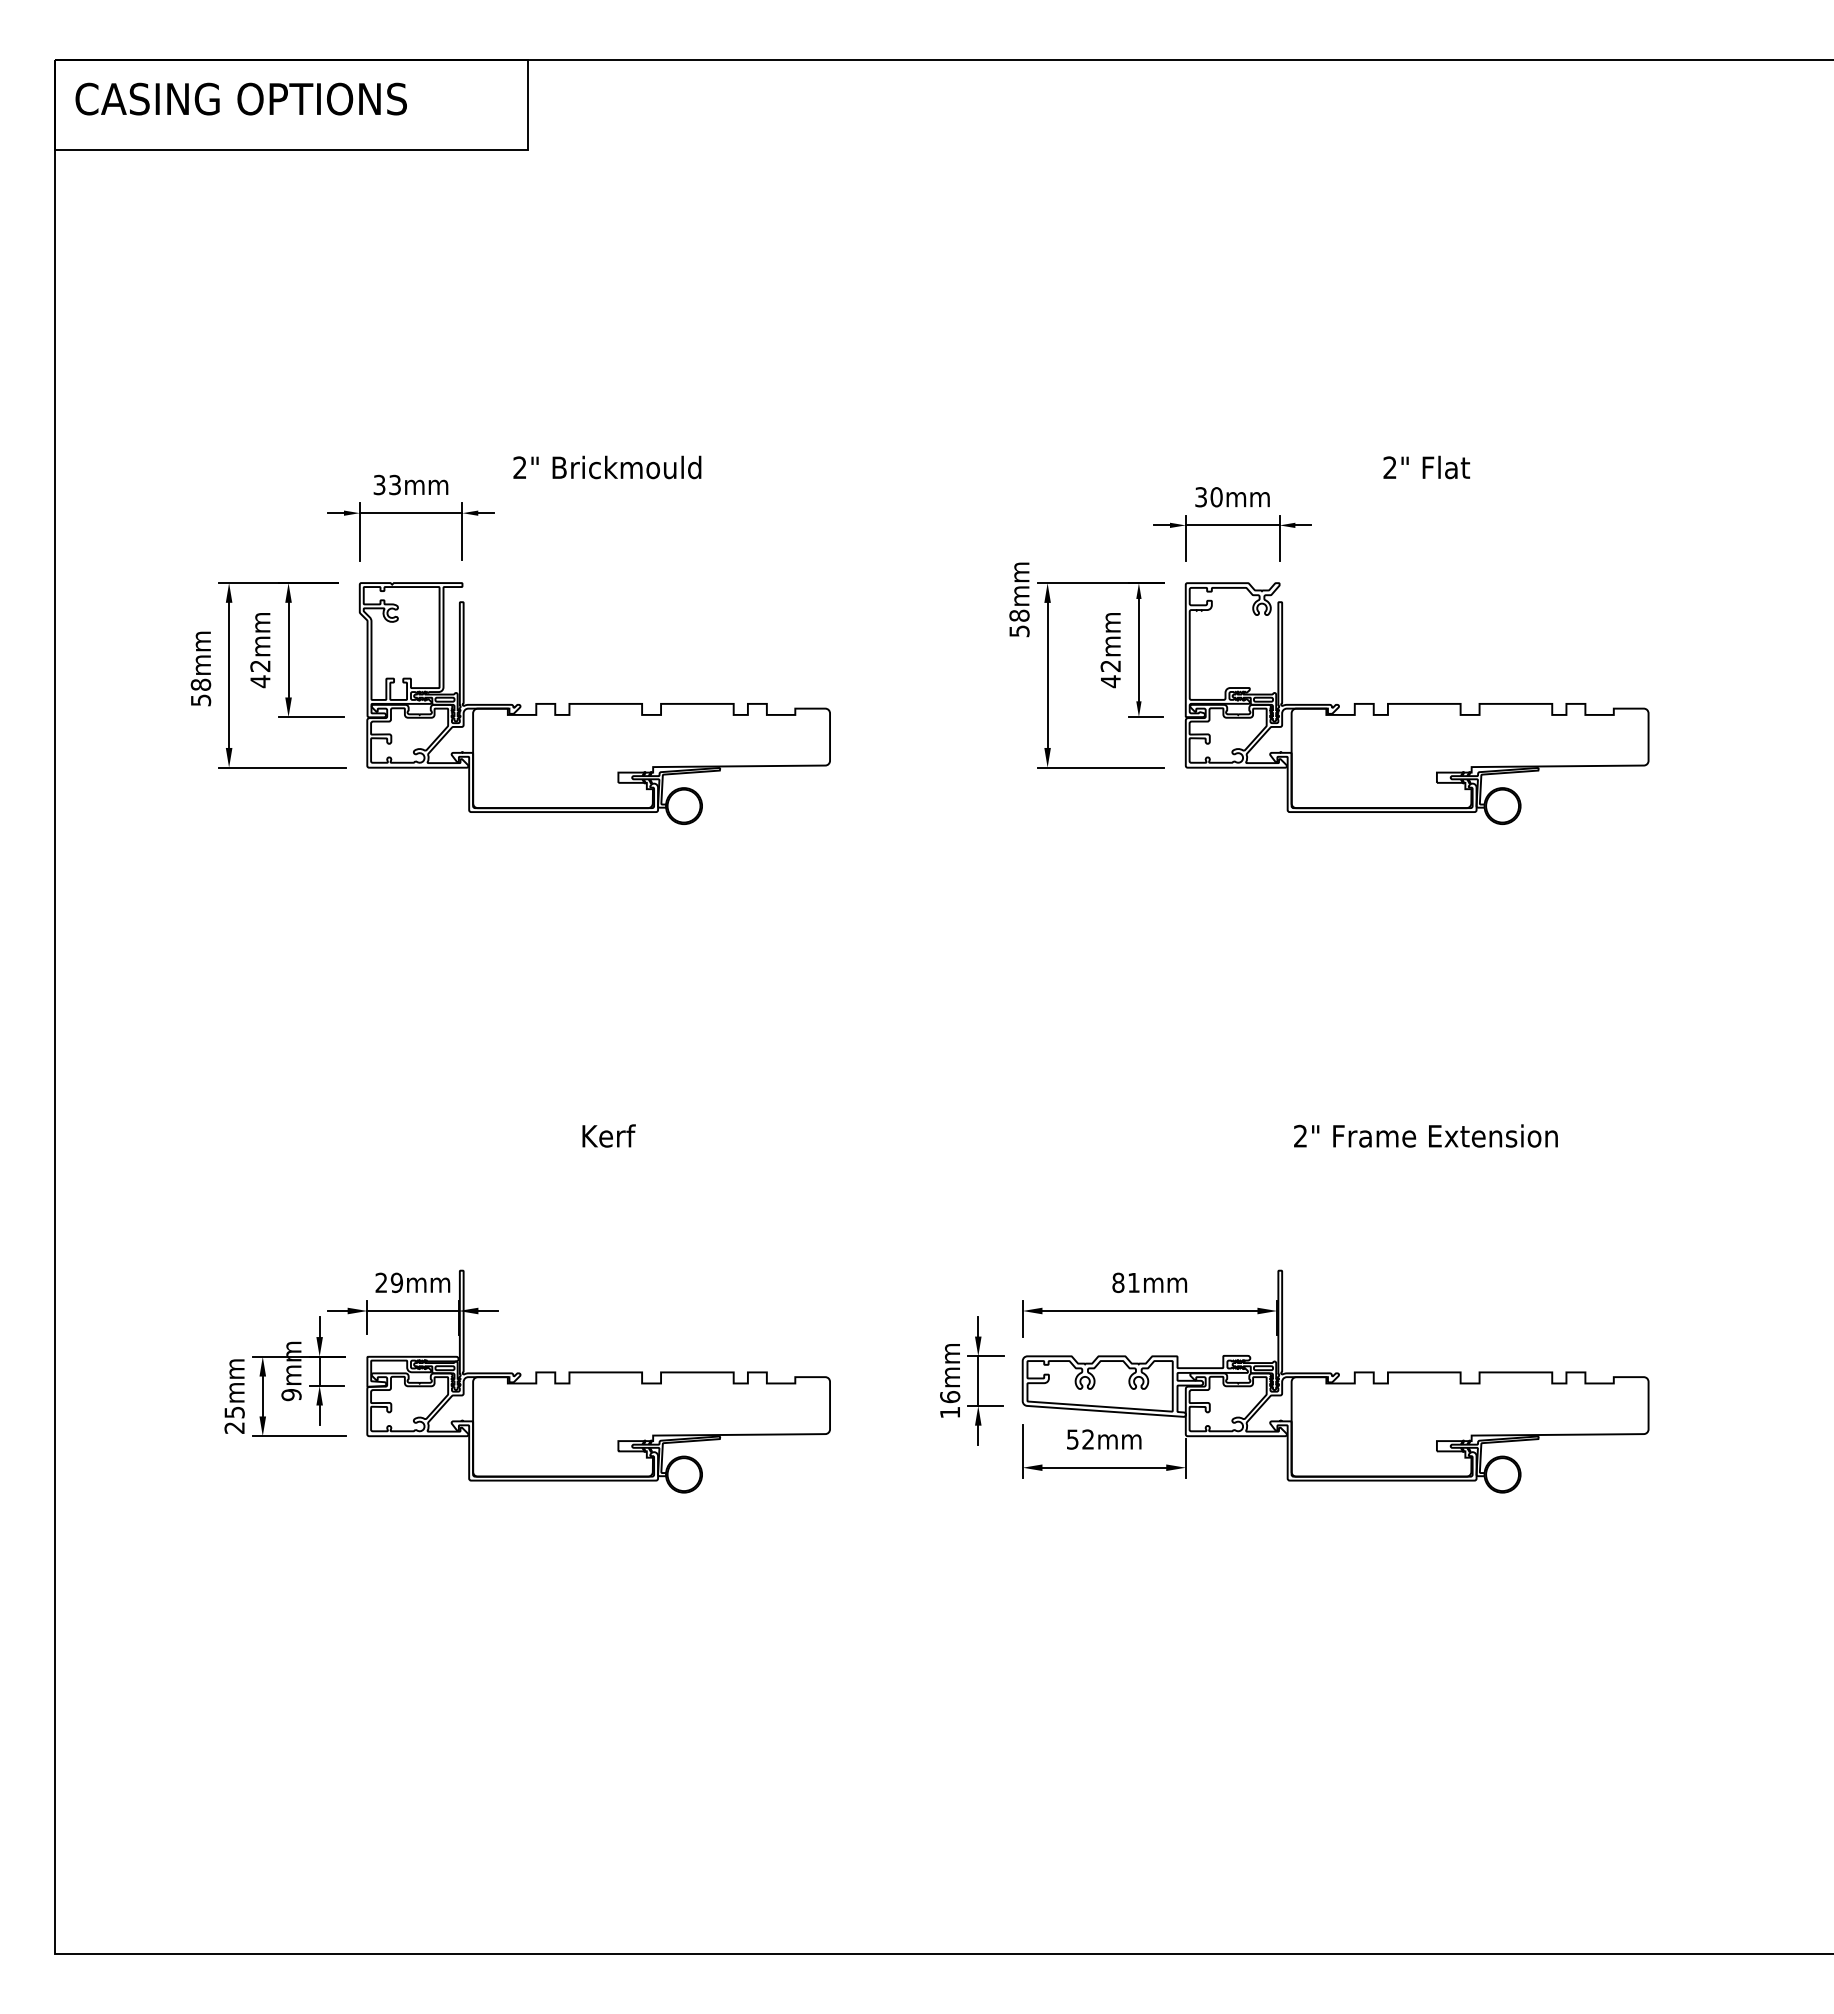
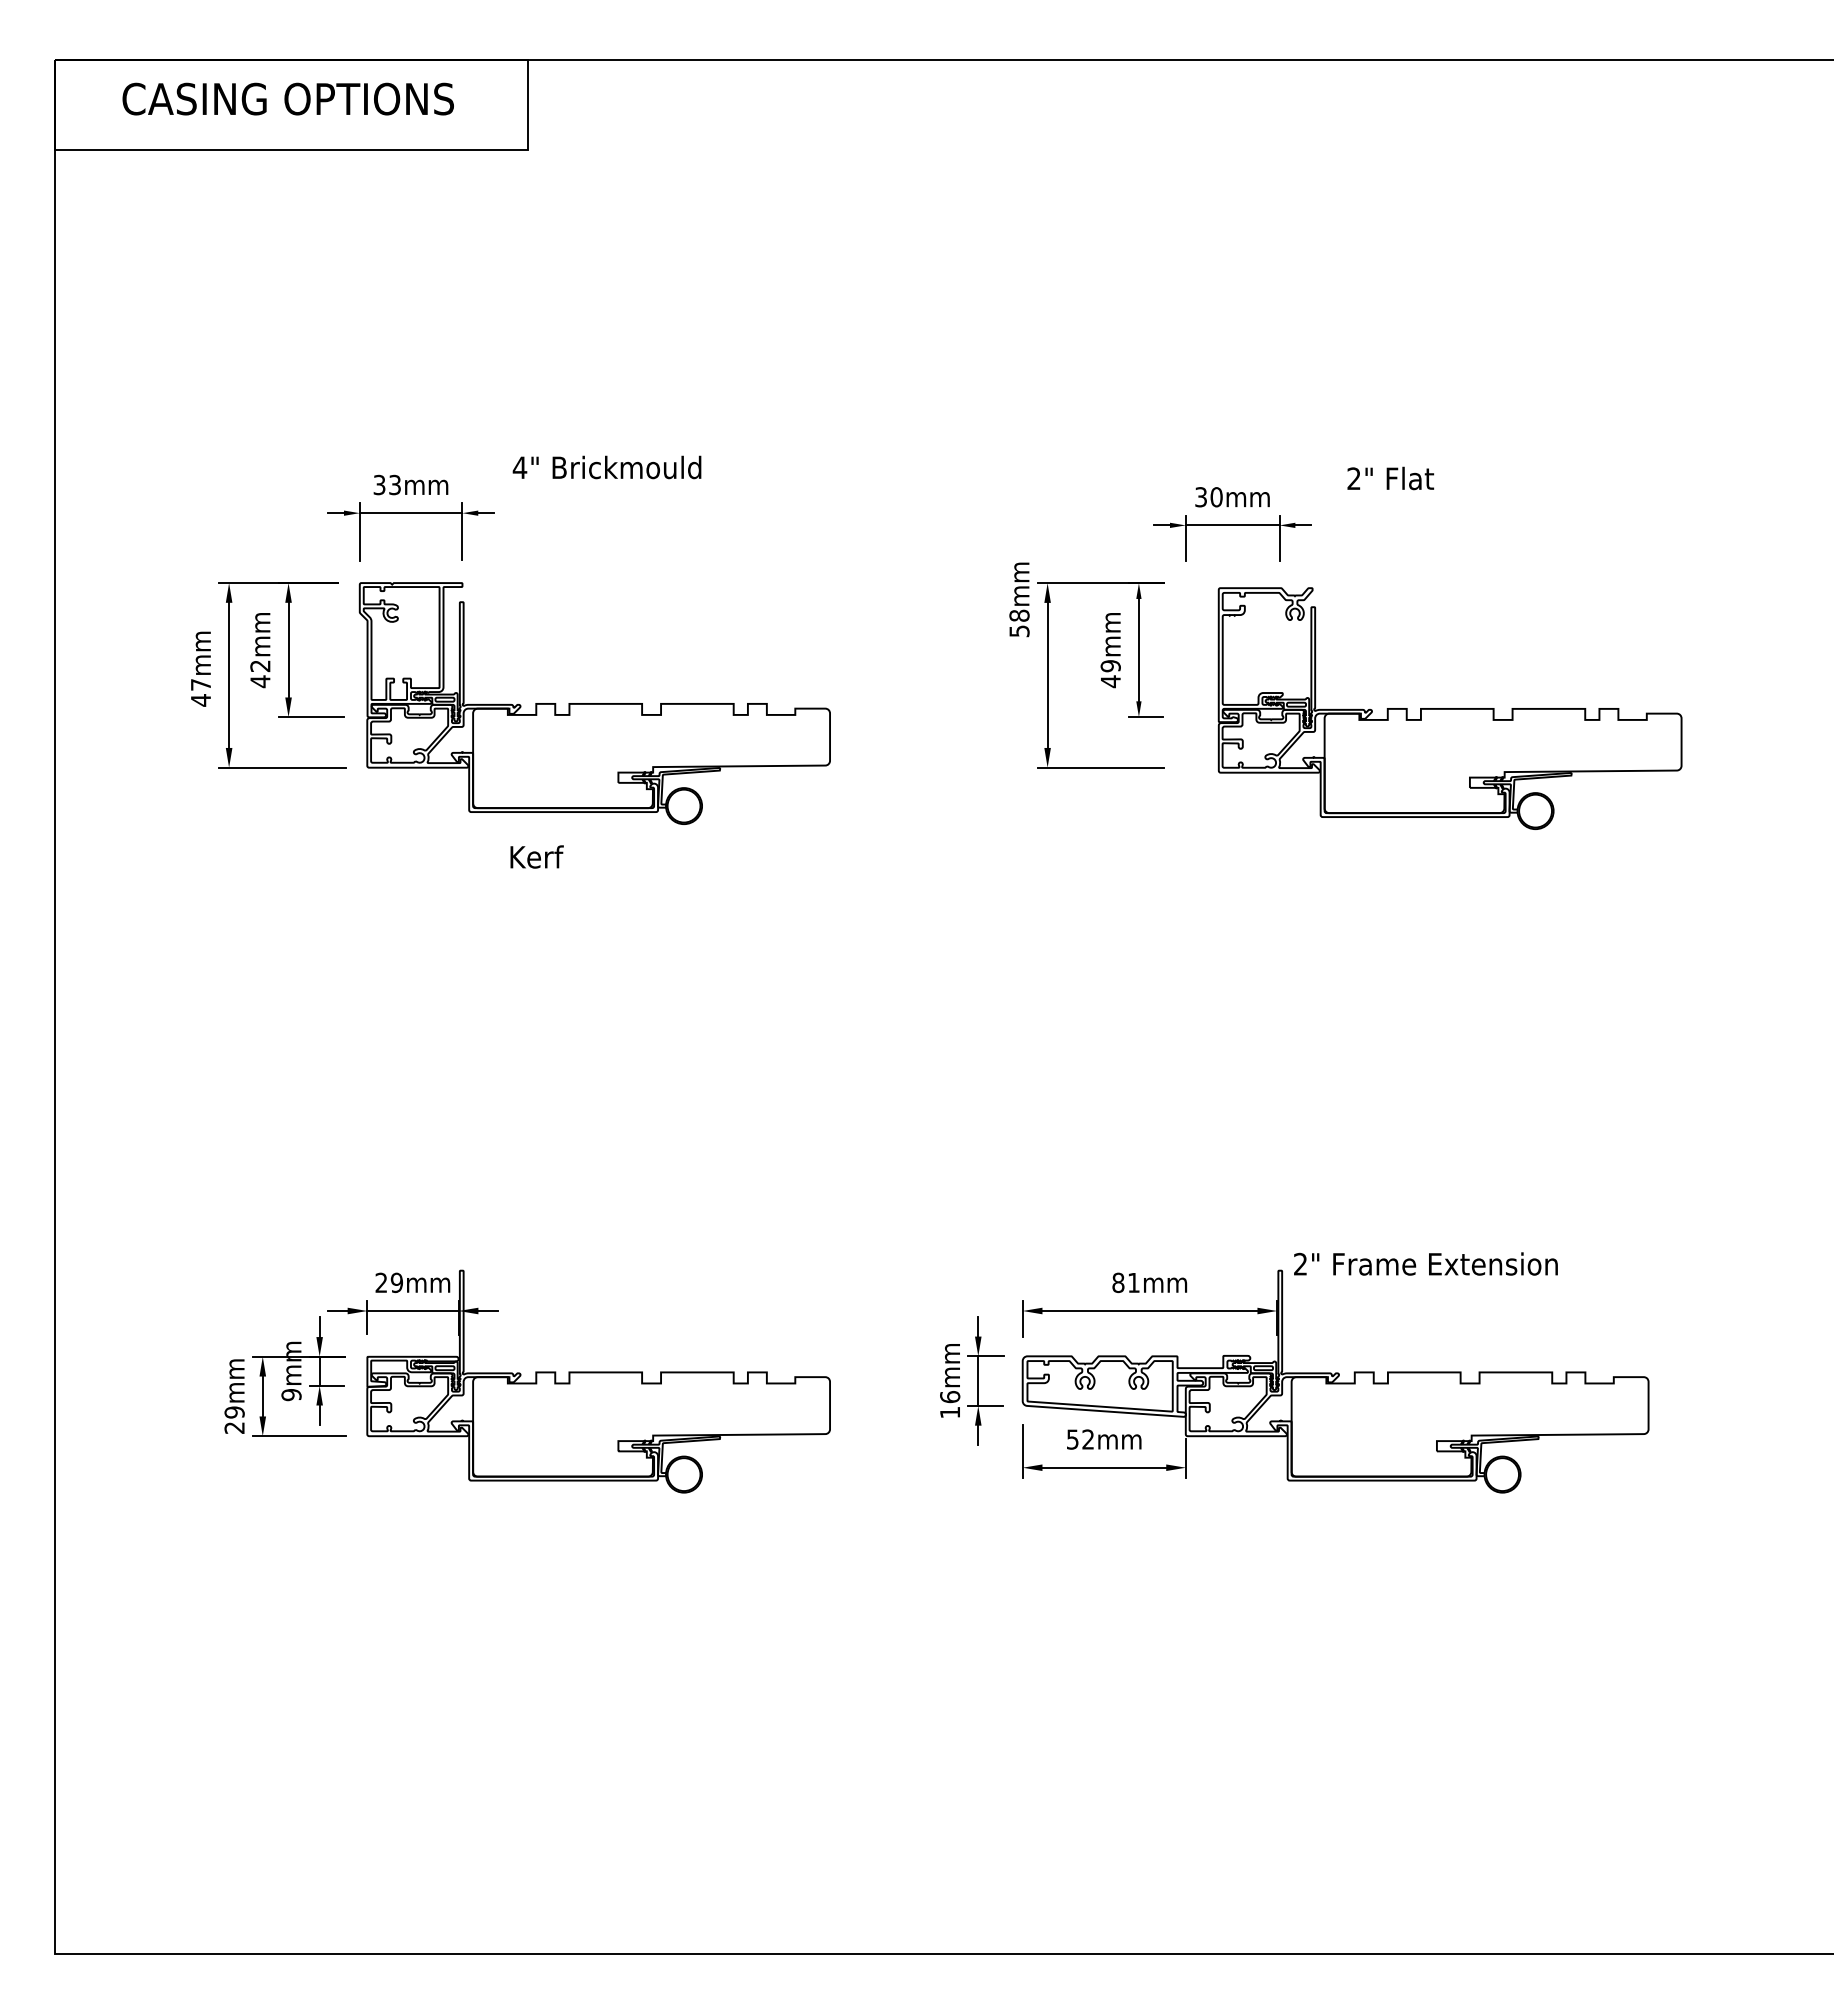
text position: (240, 98) -> (287, 98) (287, 98)
text: 2" -> 4" (519, 467)
text position: (1426, 467) -> (1390, 478) (1390, 478)
text: 42mm -> 49mm (1110, 666)
text: 58mm -> 47mm (200, 692)
part position: (1416, 703) -> (1449, 708) (1449, 708)
text position: (608, 1135) -> (536, 856) (536, 856)
text position: (1425, 1135) -> (1425, 1263) (1425, 1263)
text: 25mm -> 29mm (234, 1412)
